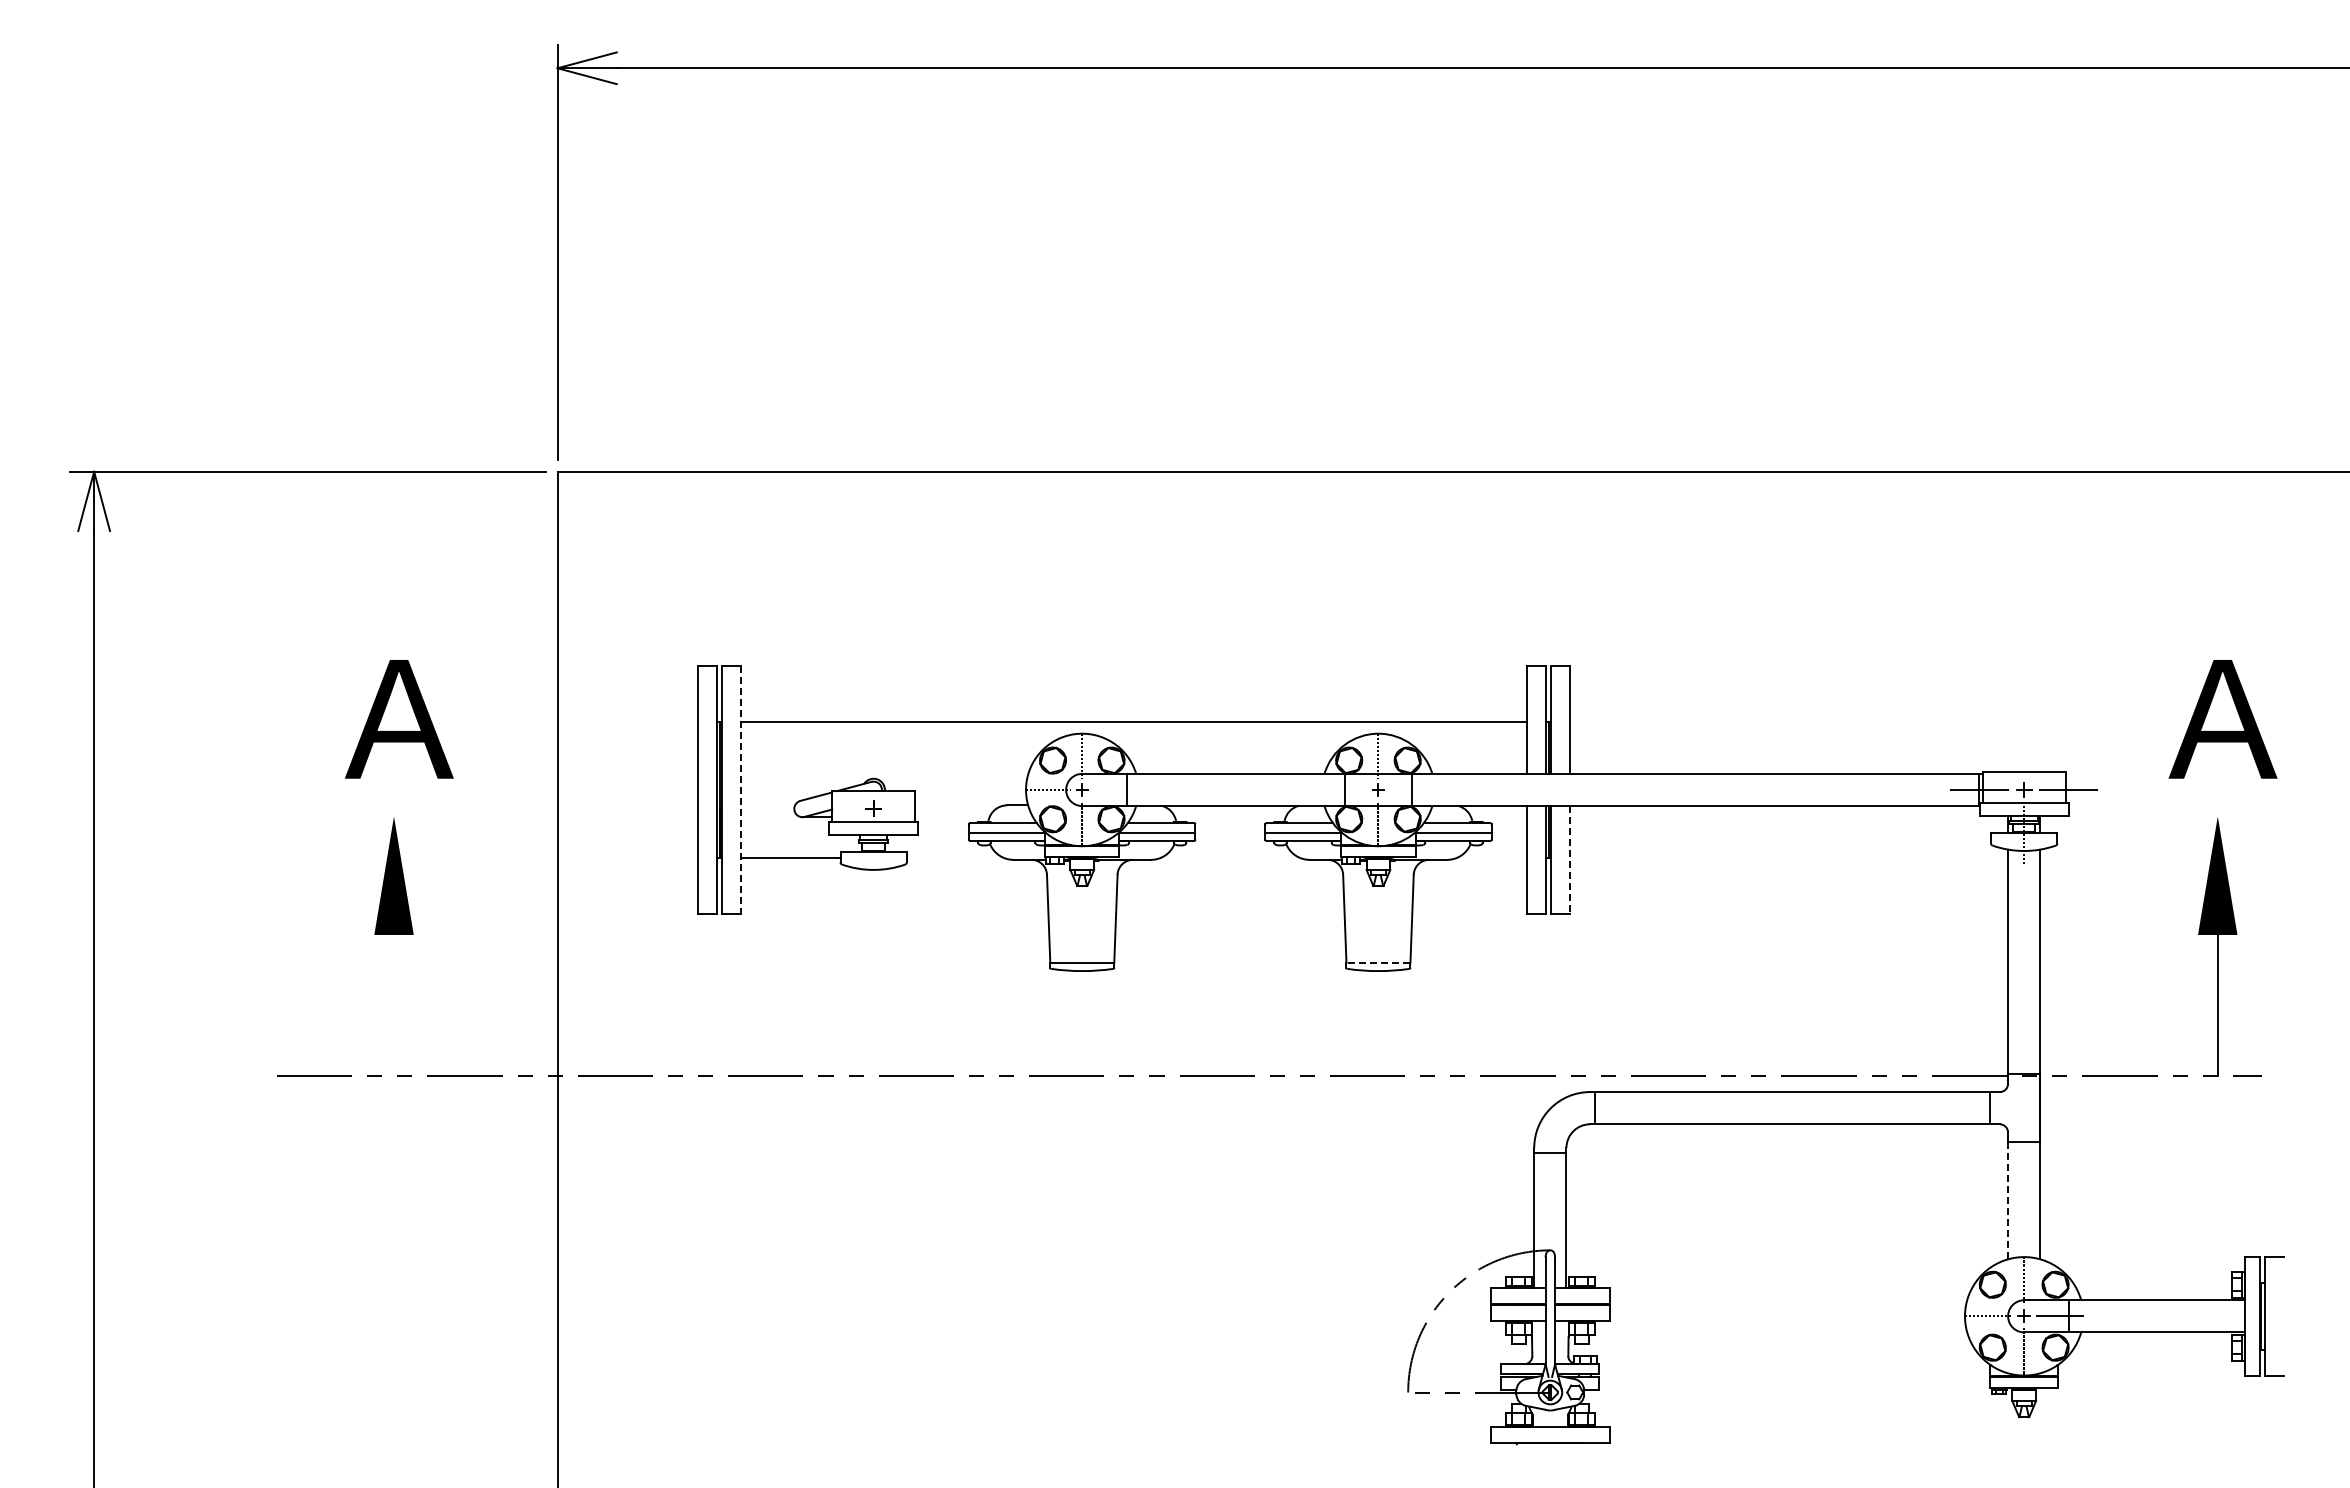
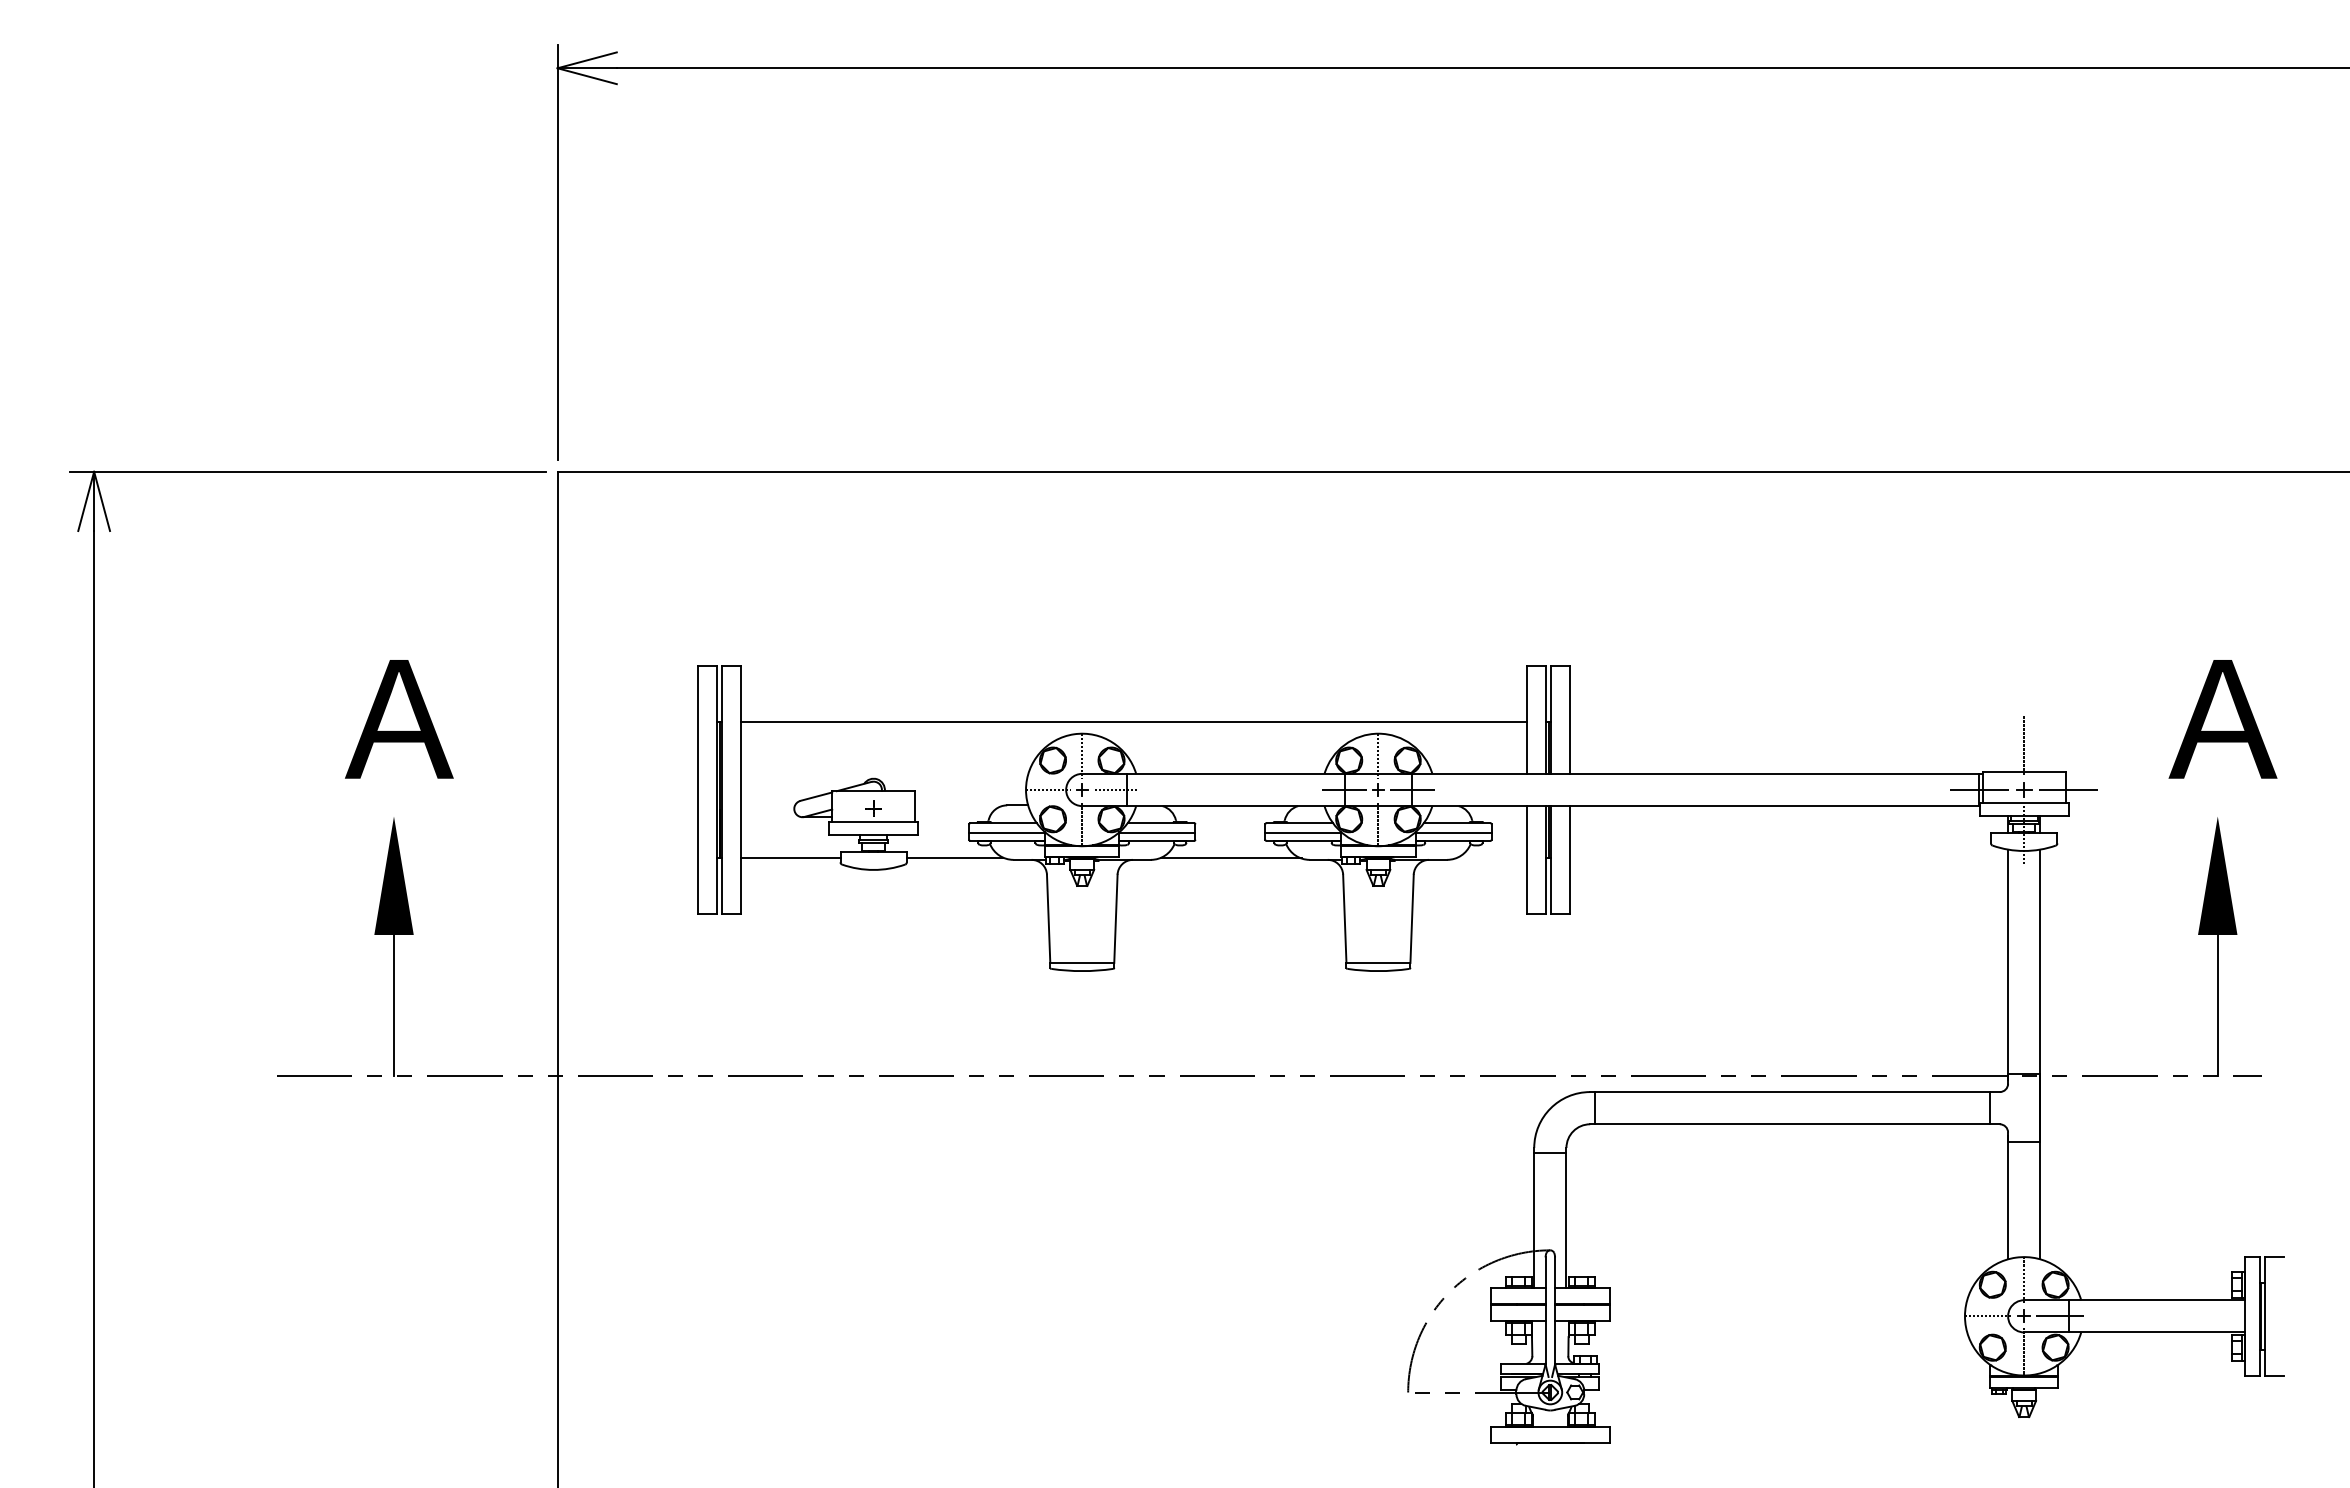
line: none -> present (2024, 745)
line: none -> present (1115, 789)
line: none -> present (1344, 789)
line: none -> present (1411, 789)
line: dashed -> solid (740, 790)
line: none -> present (954, 857)
line: none -> present (1231, 857)
line: dashed -> solid (1570, 860)
line: dashed -> solid (1378, 962)
line: none -> present (393, 1005)
line: dashed -> solid (2008, 1197)
